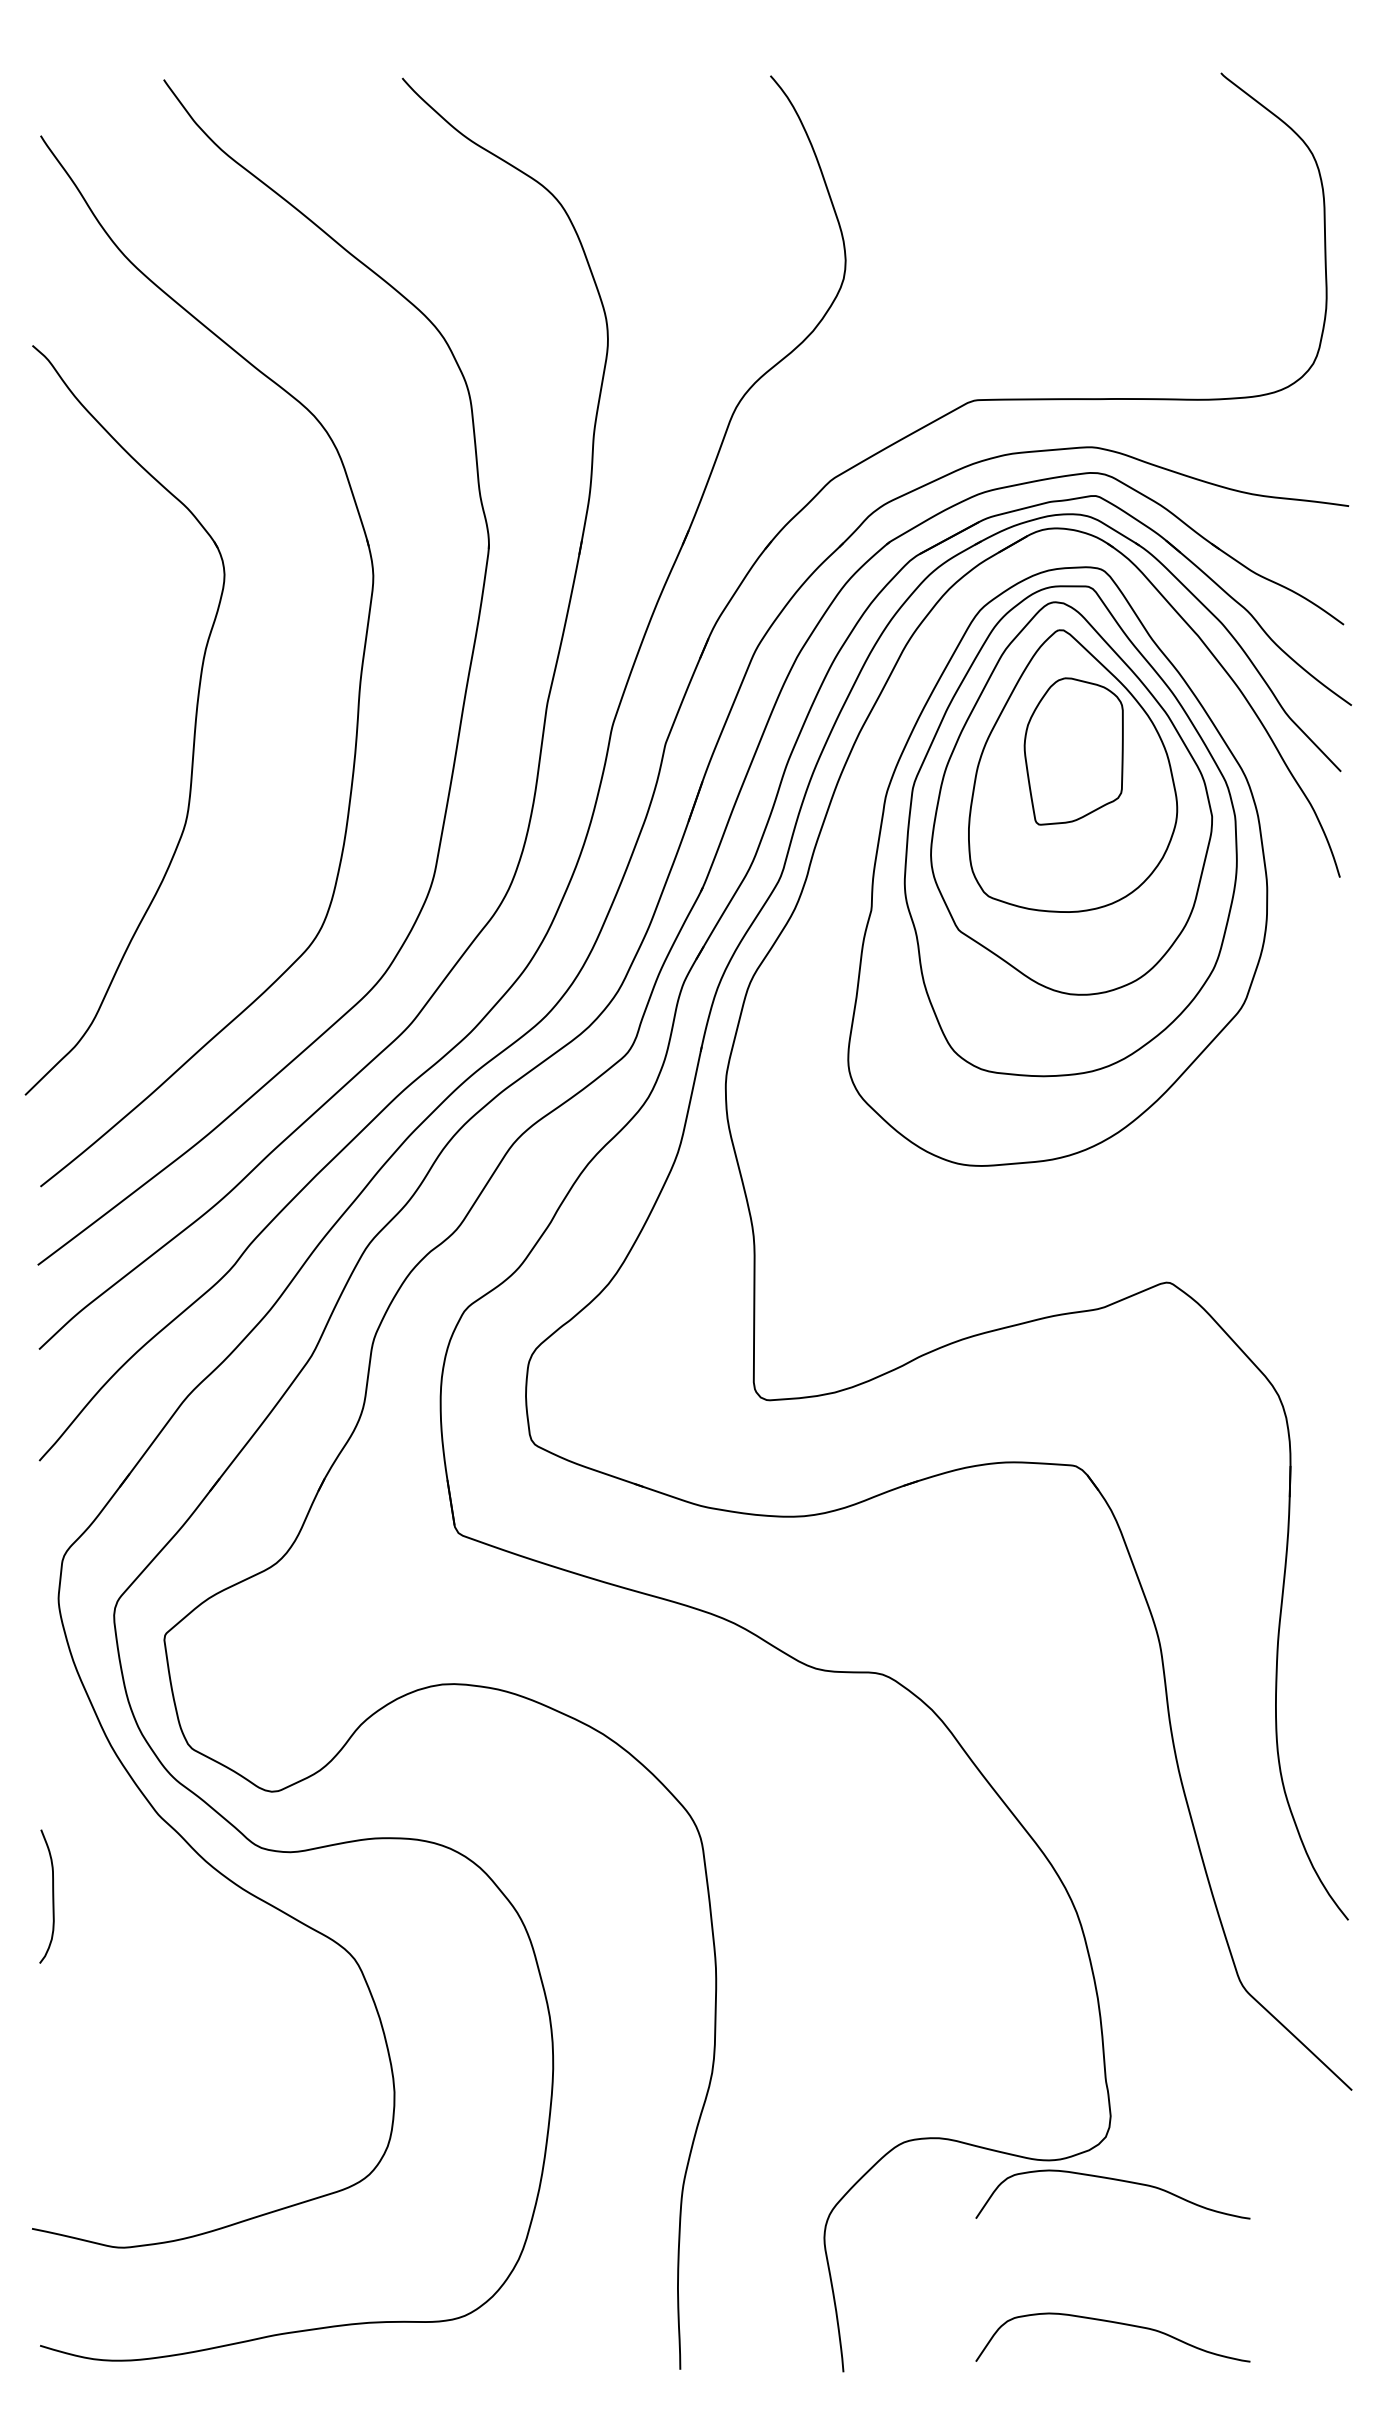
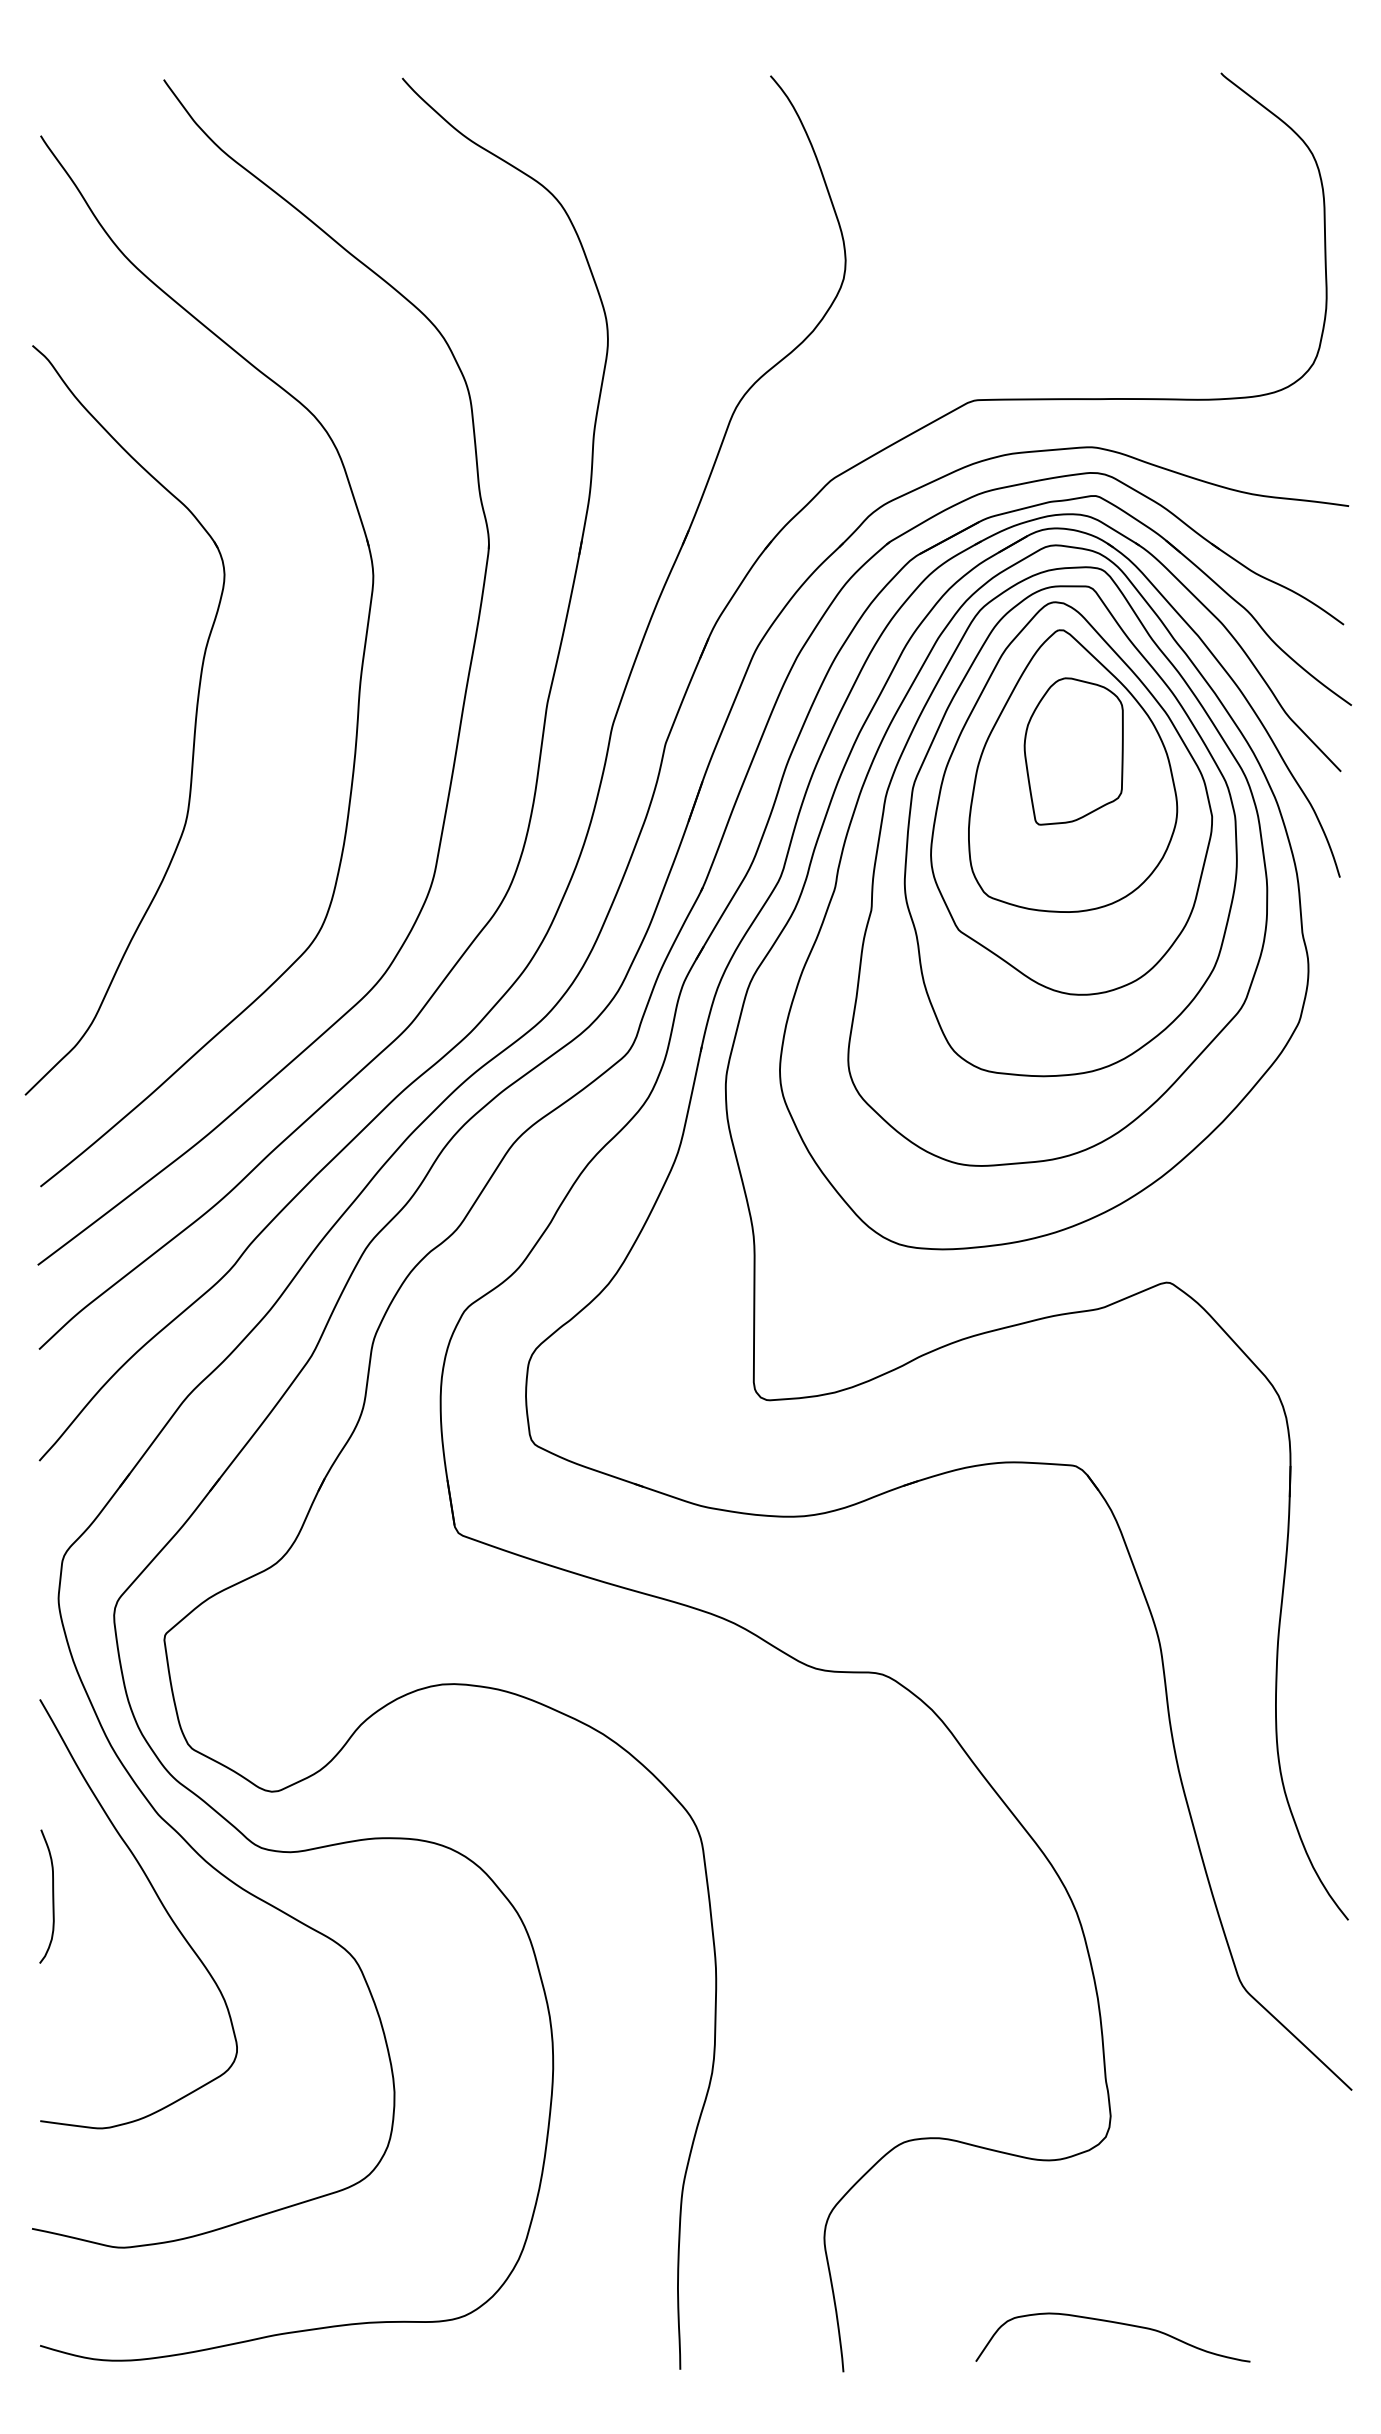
part: none -> present (1044, 897)
curve: none -> present (160, 1903)
curve: present -> none (1114, 2180)
